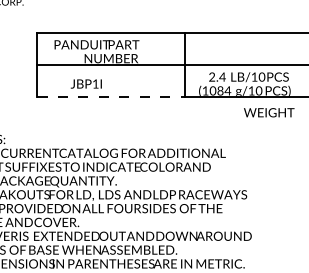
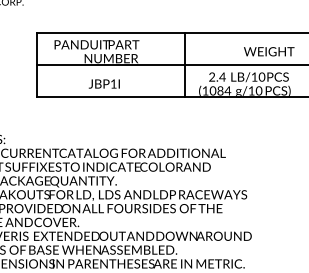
text position: (85, 83) -> (103, 83) (103, 83)
line: dashed -> solid (110, 97)
text position: (269, 112) -> (269, 51) (269, 51)
